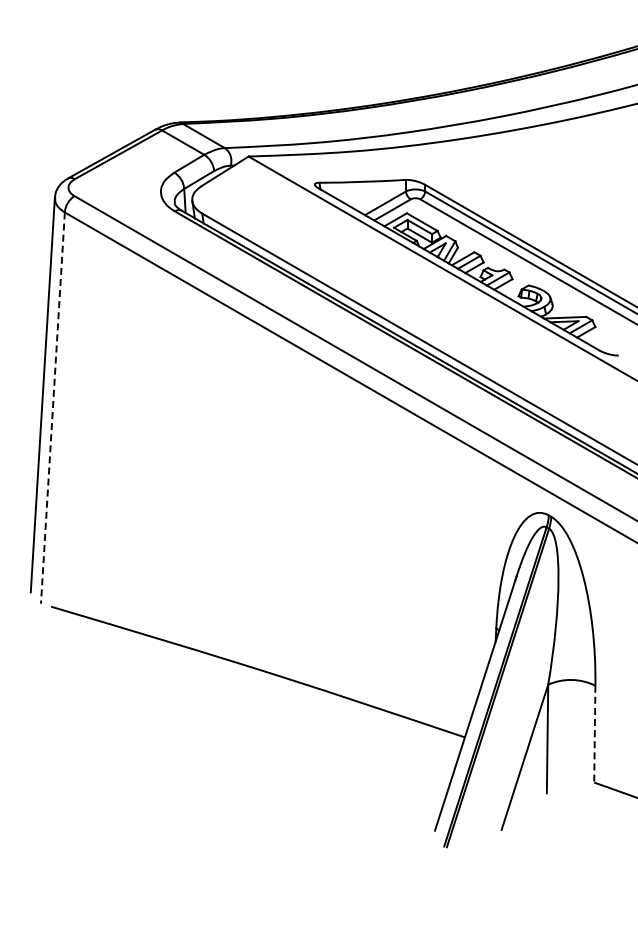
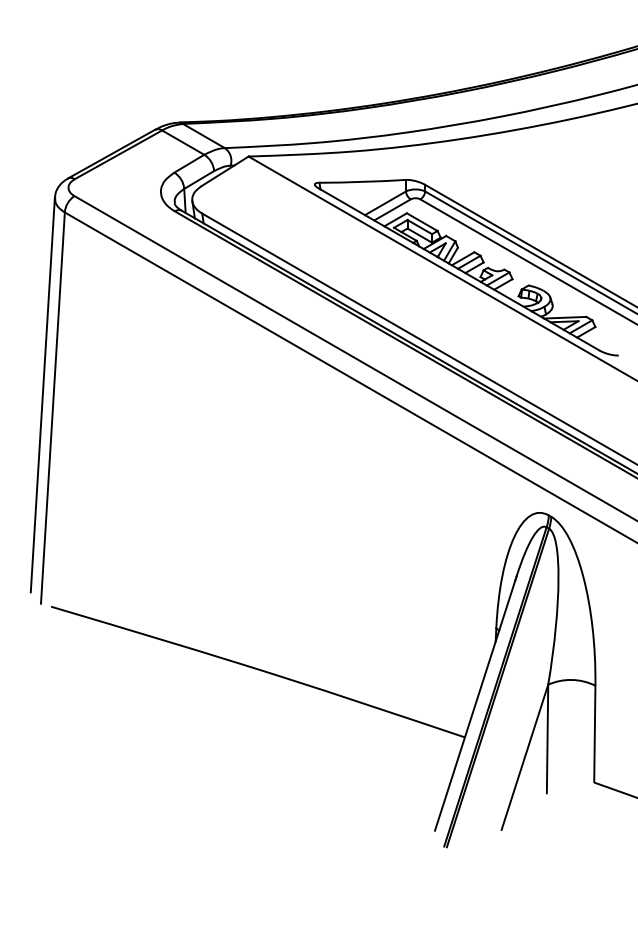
line: dashed -> solid (52, 408)
line: dashed -> solid (594, 734)
